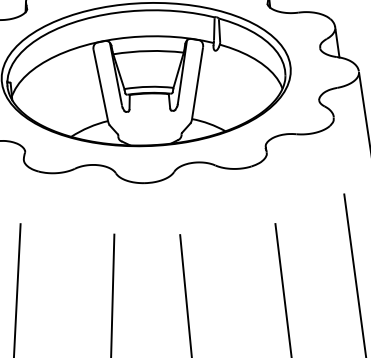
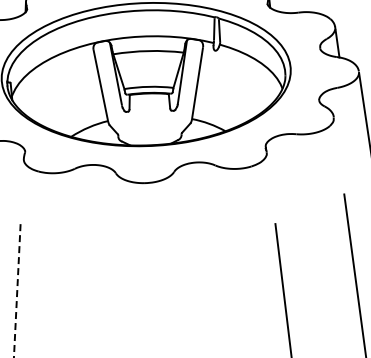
line: solid -> dashed (17, 290)
line: present -> none (112, 294)
line: present -> none (185, 294)
